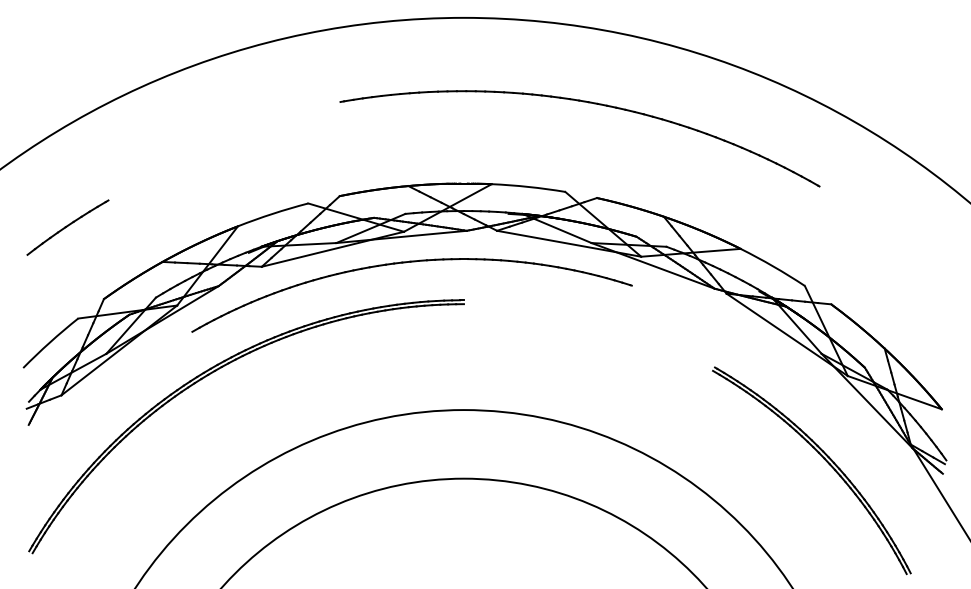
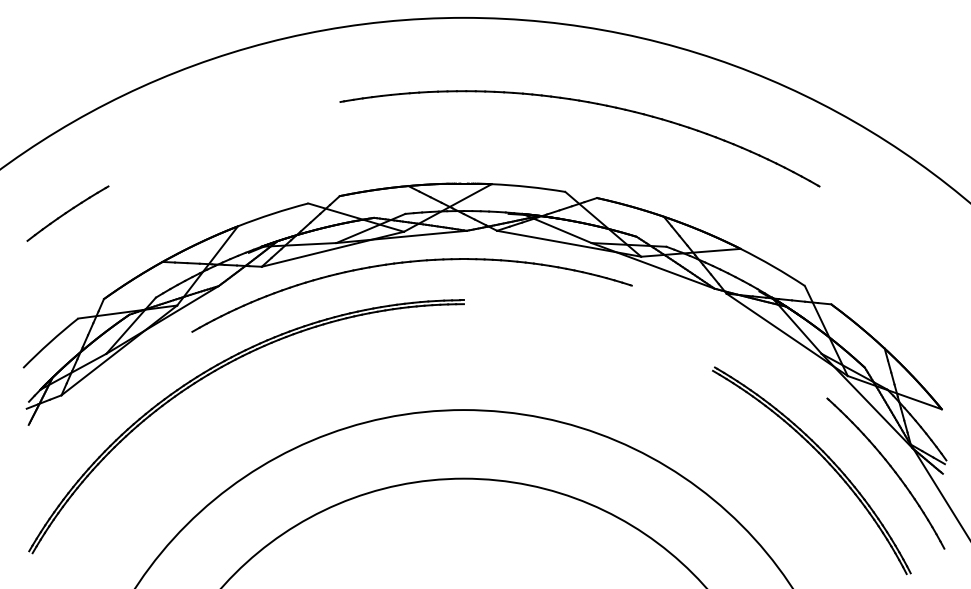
part position: (67, 227) -> (67, 213) (67, 213)
part: none -> present (892, 470)
